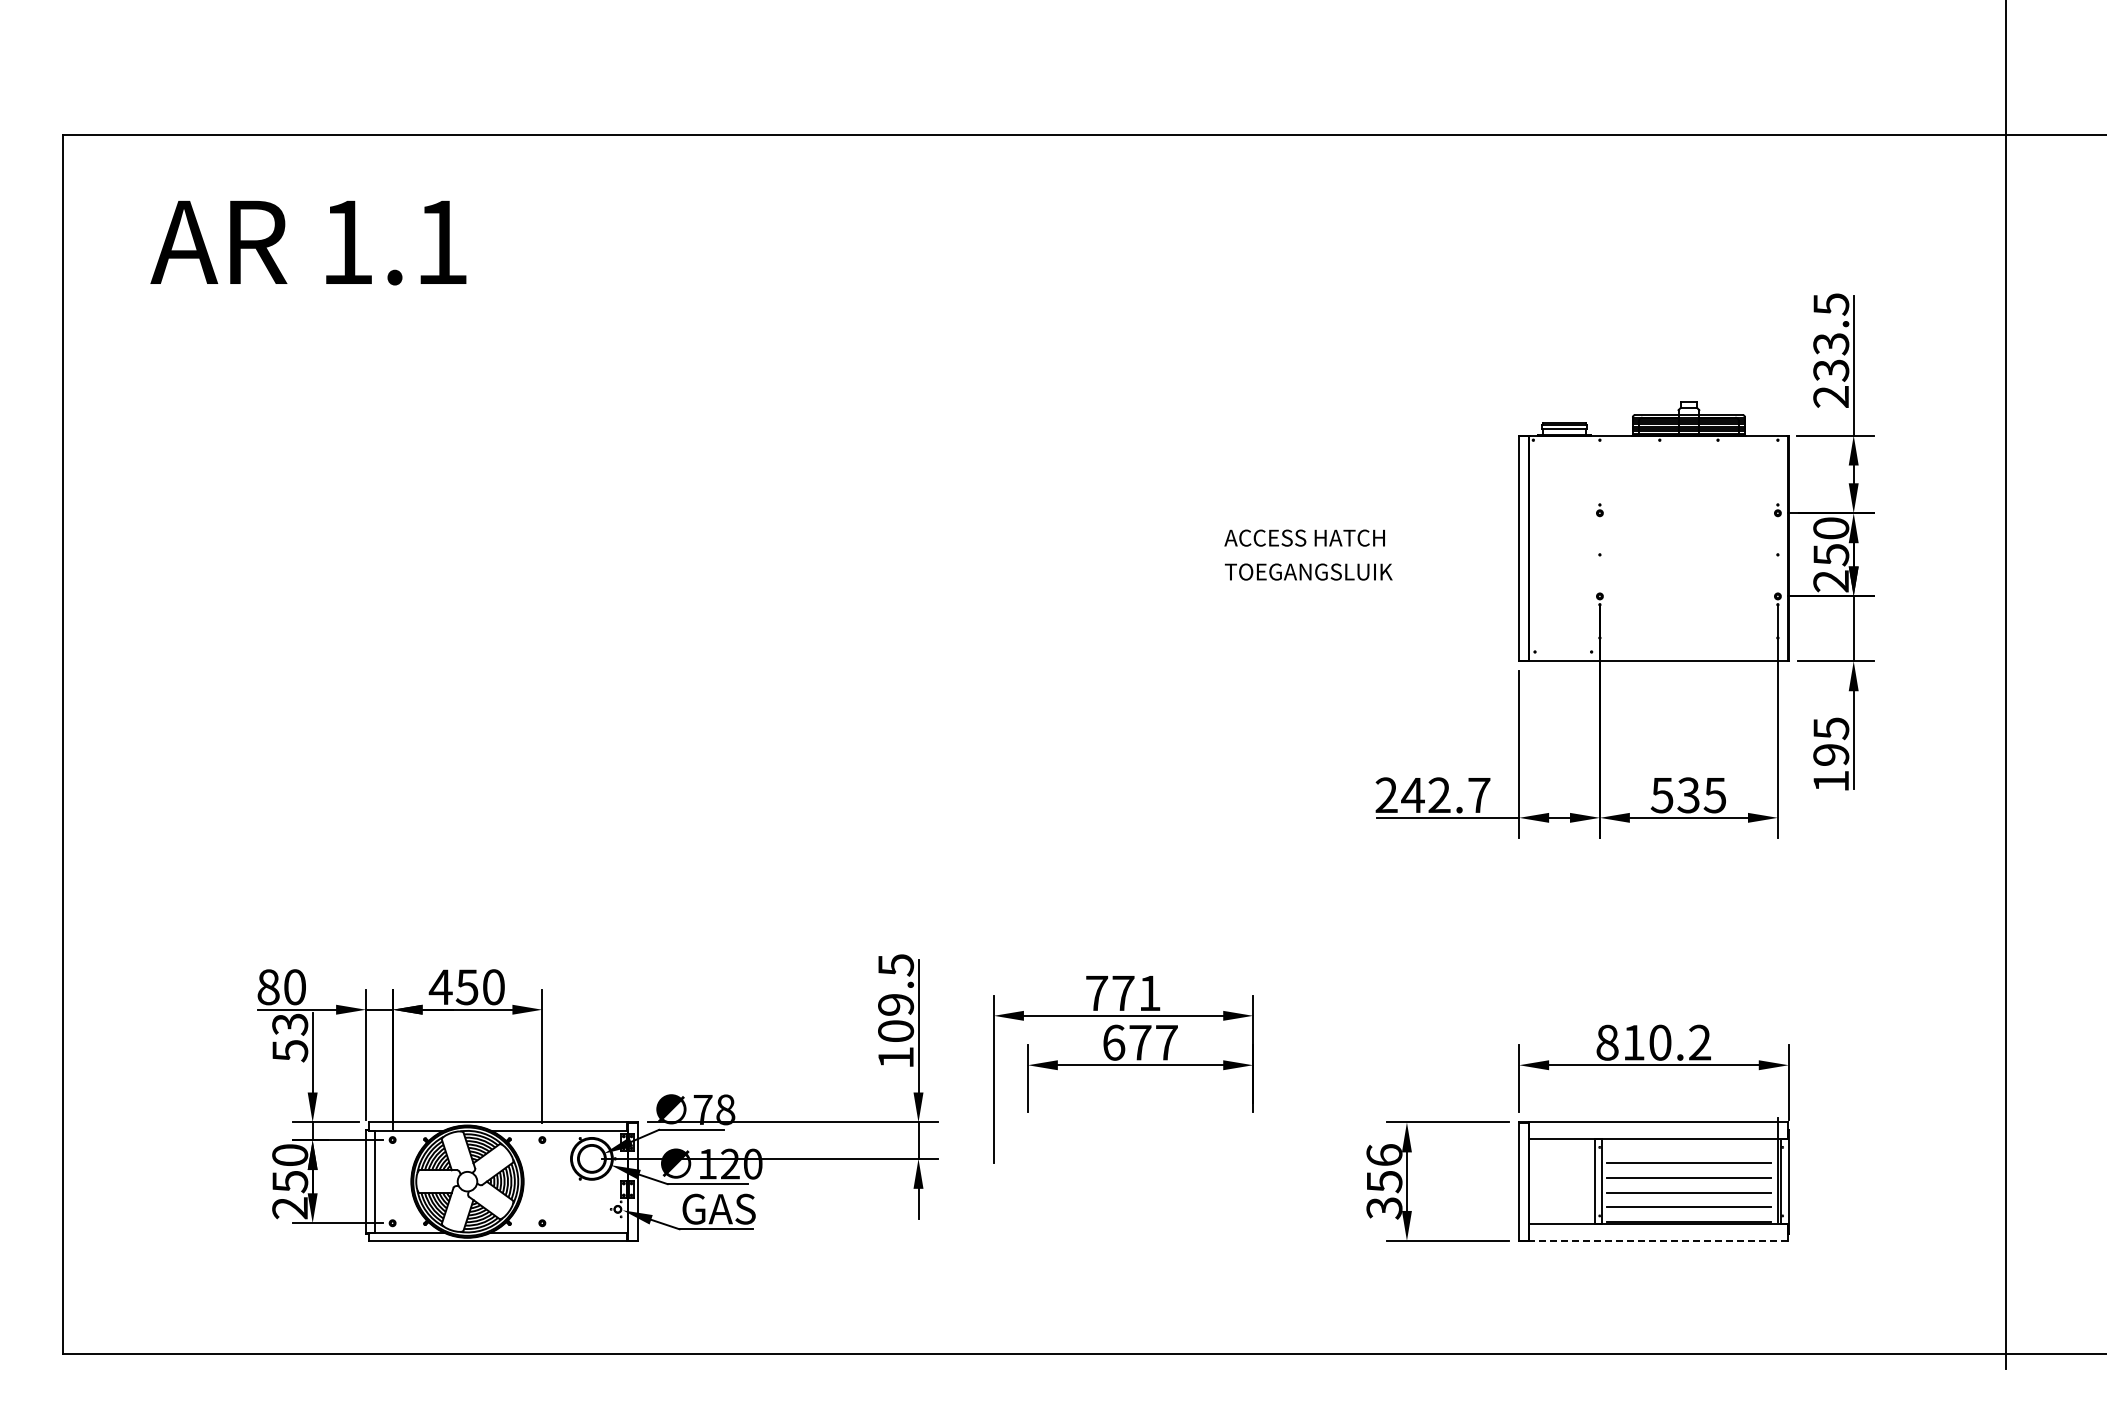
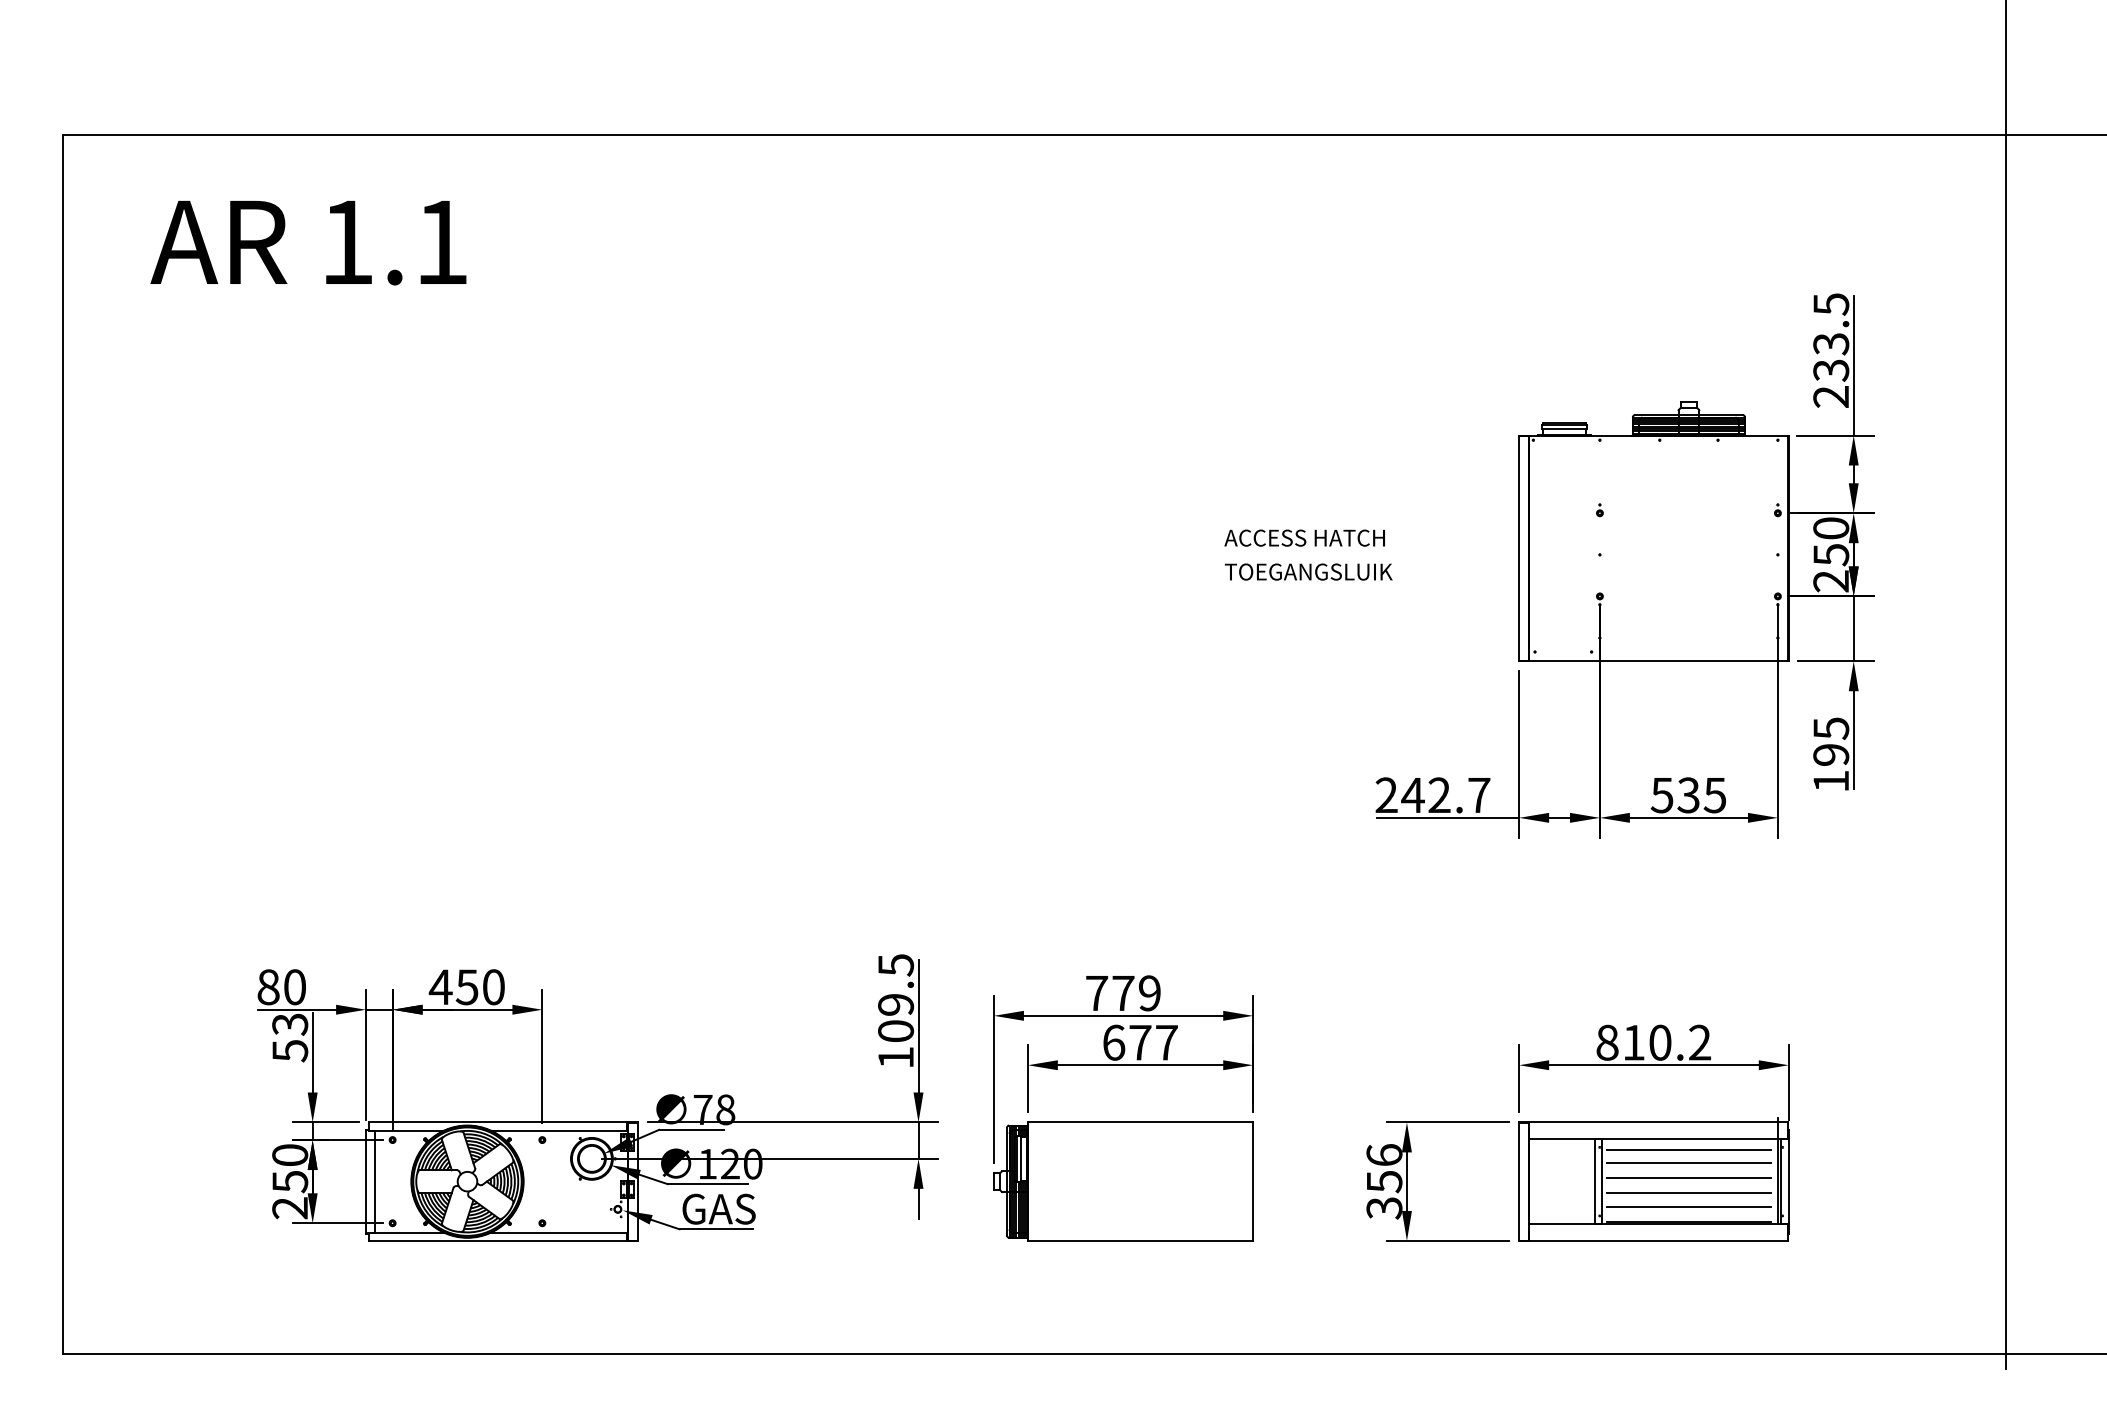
text: 771 -> 779 (1149, 993)
line: none -> present (1688, 1150)
part: none -> present (1123, 1181)
line: dashed -> solid (1657, 1240)
